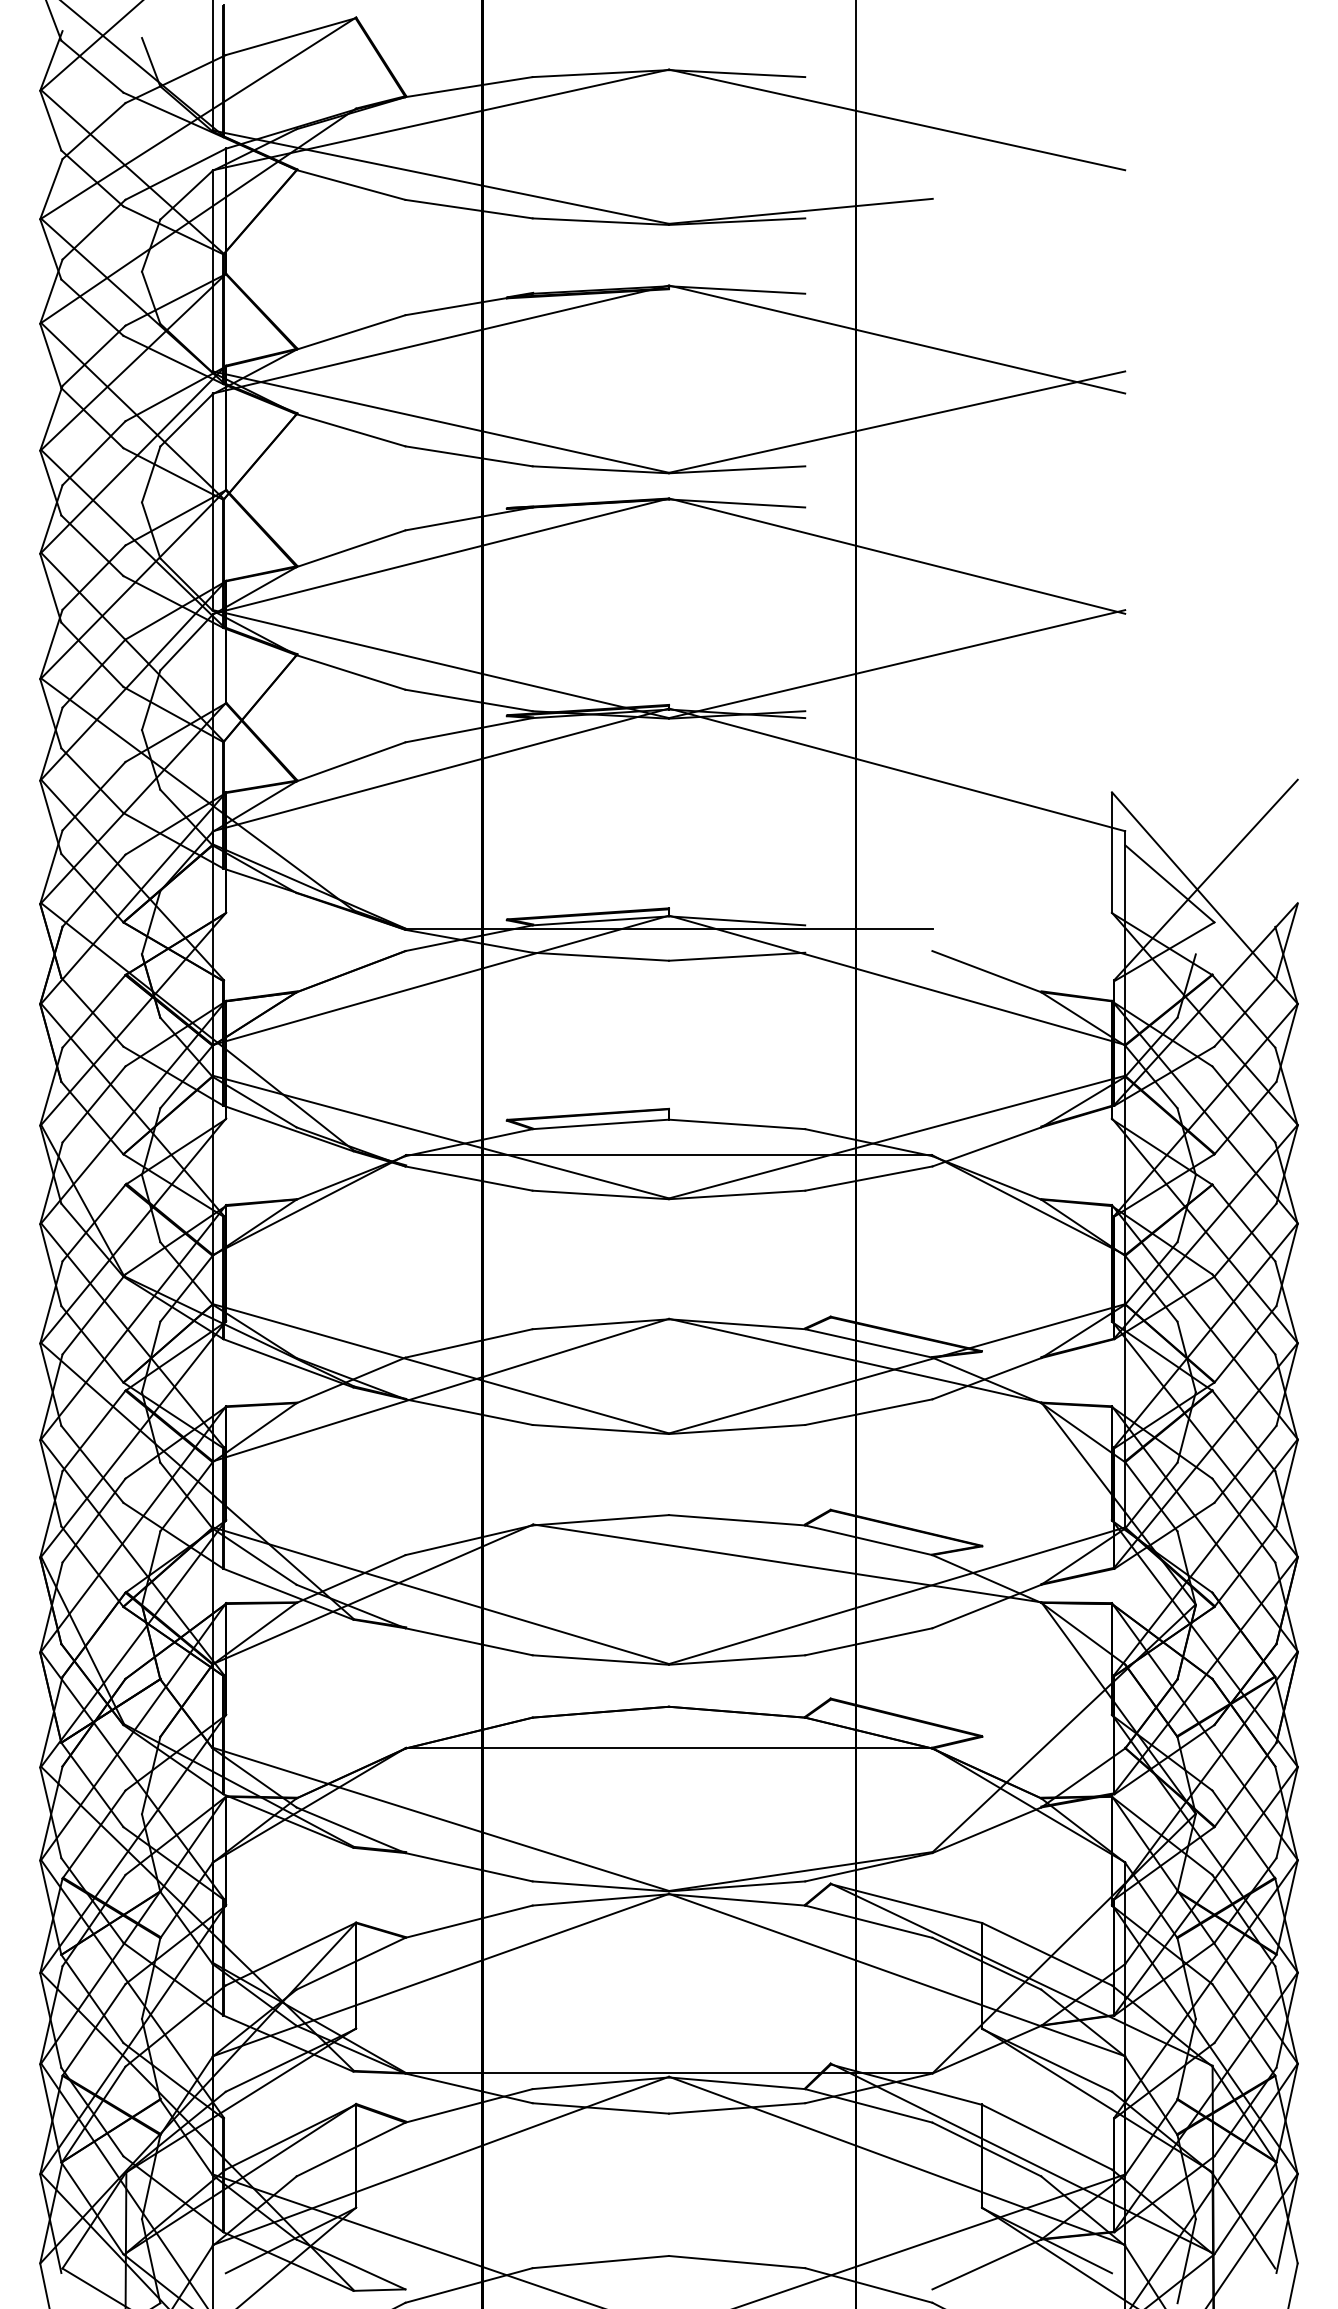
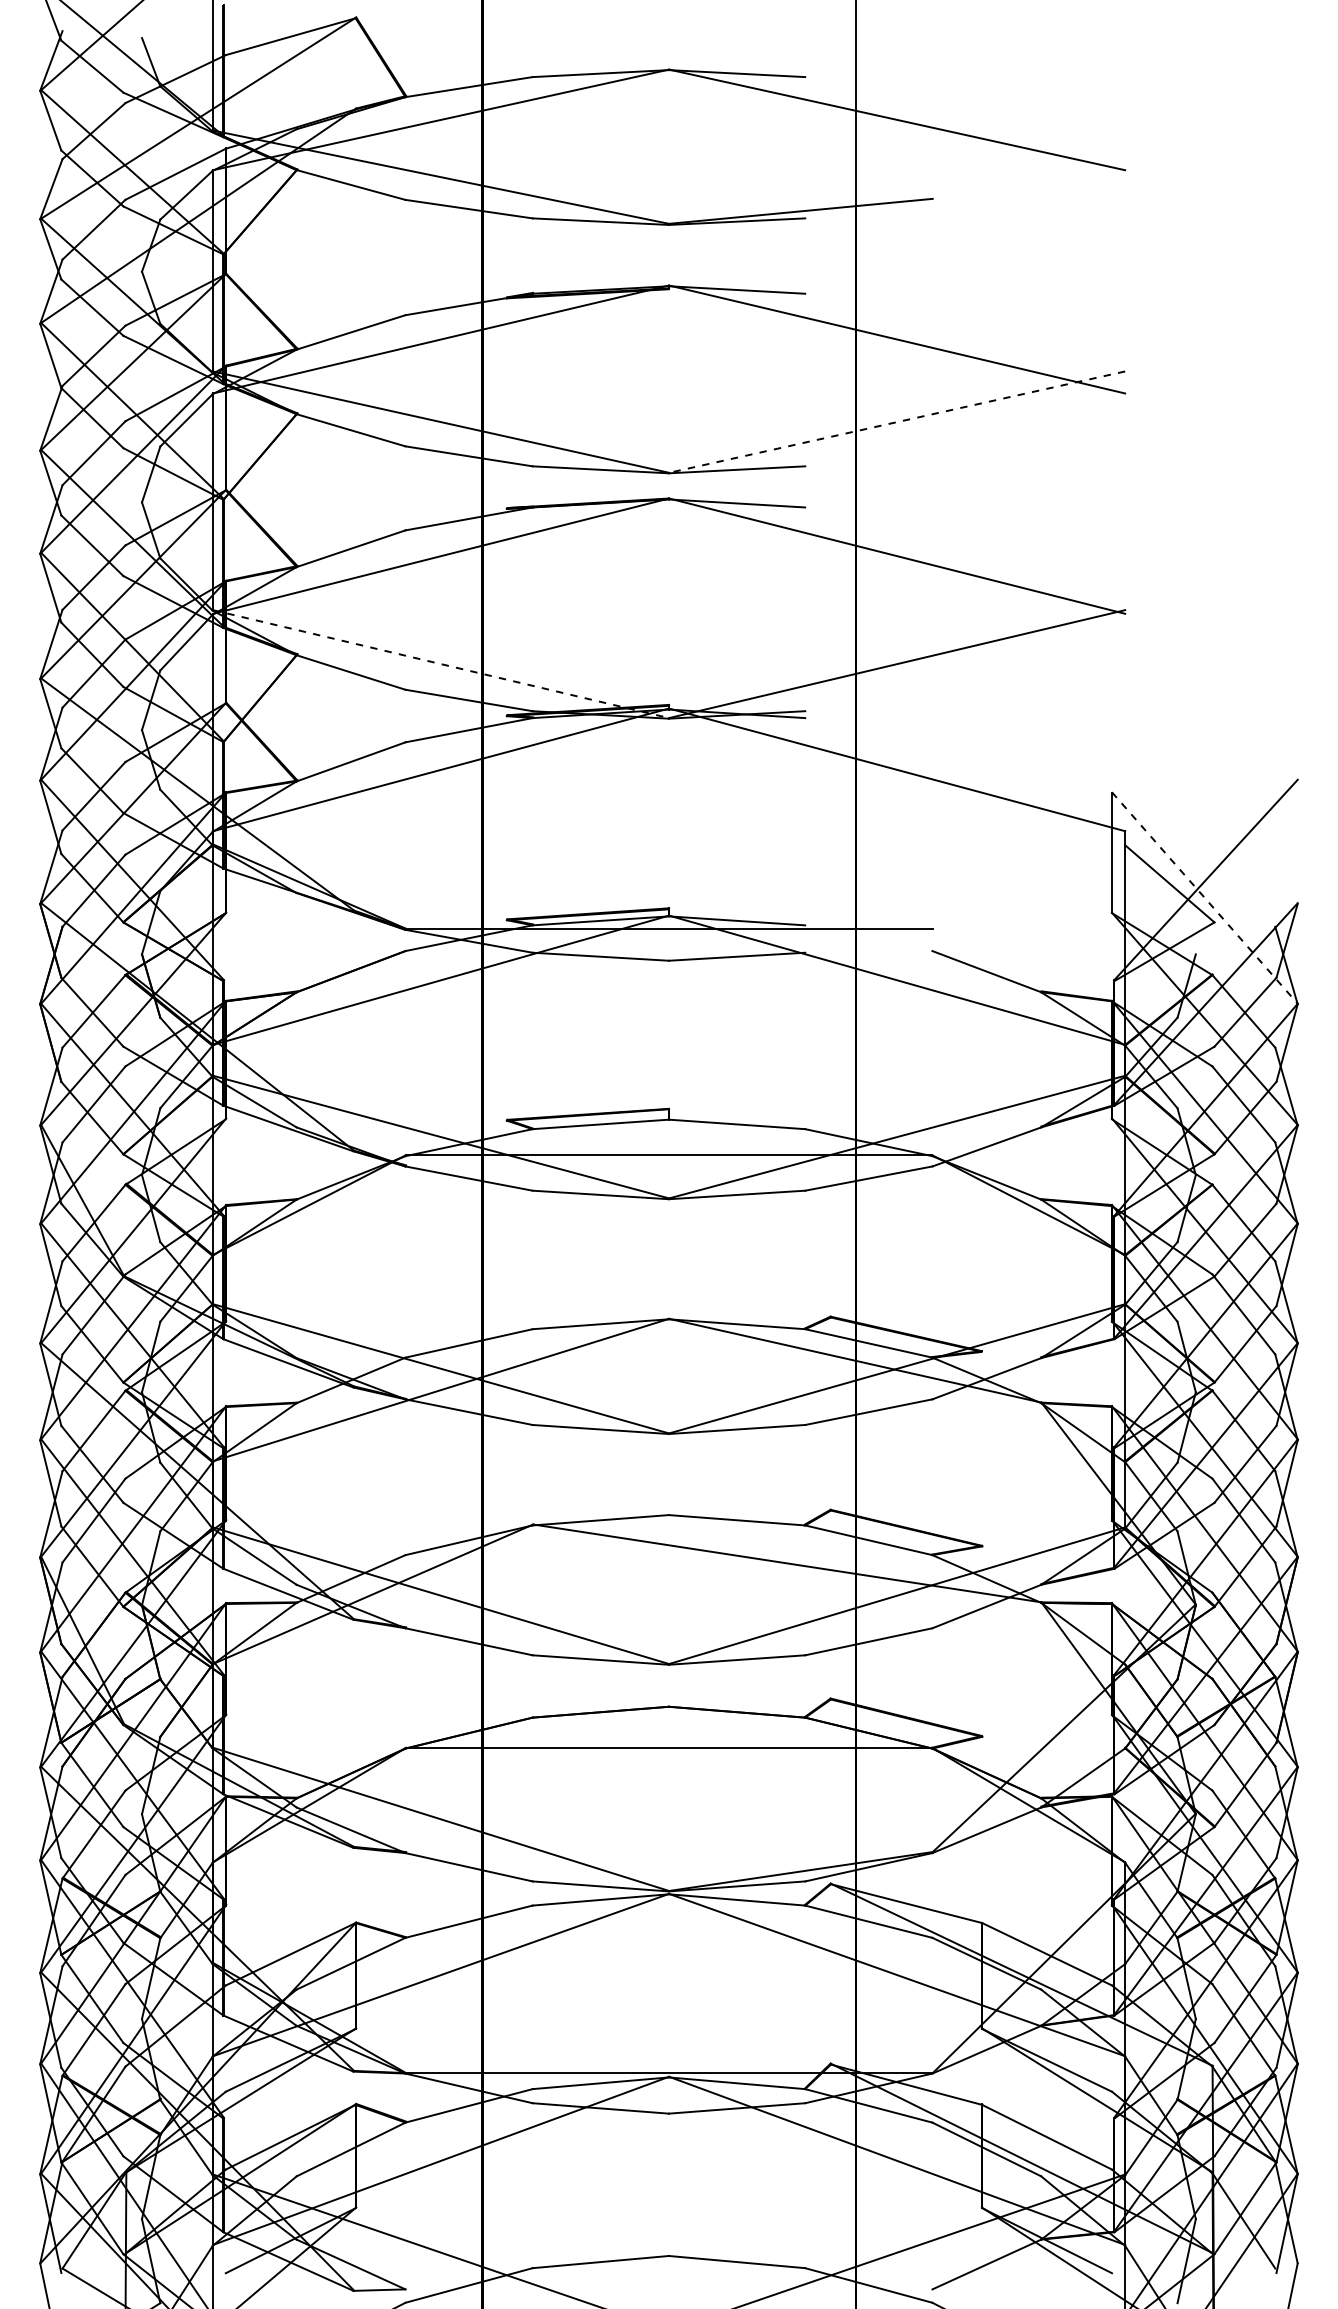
line: solid -> dashed (897, 422)
line: solid -> dashed (441, 664)
line: solid -> dashed (1204, 898)
